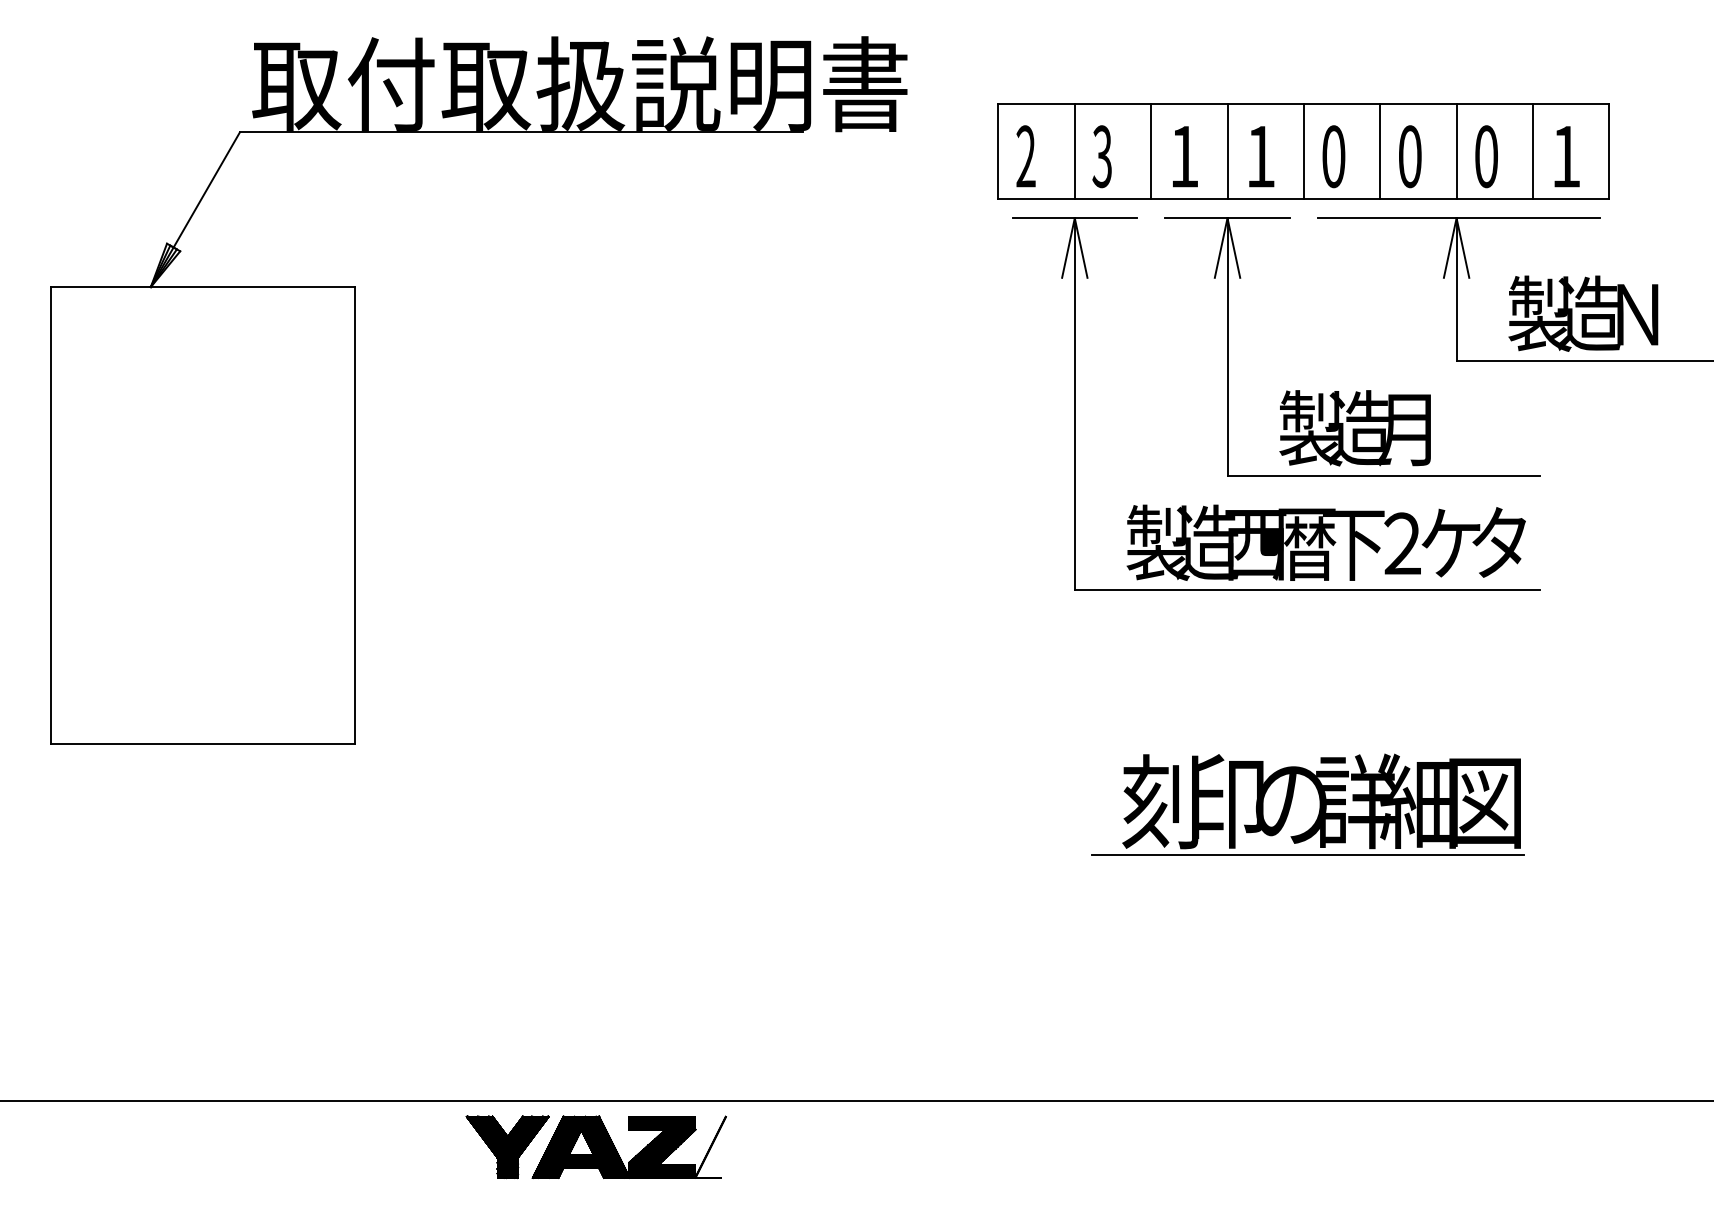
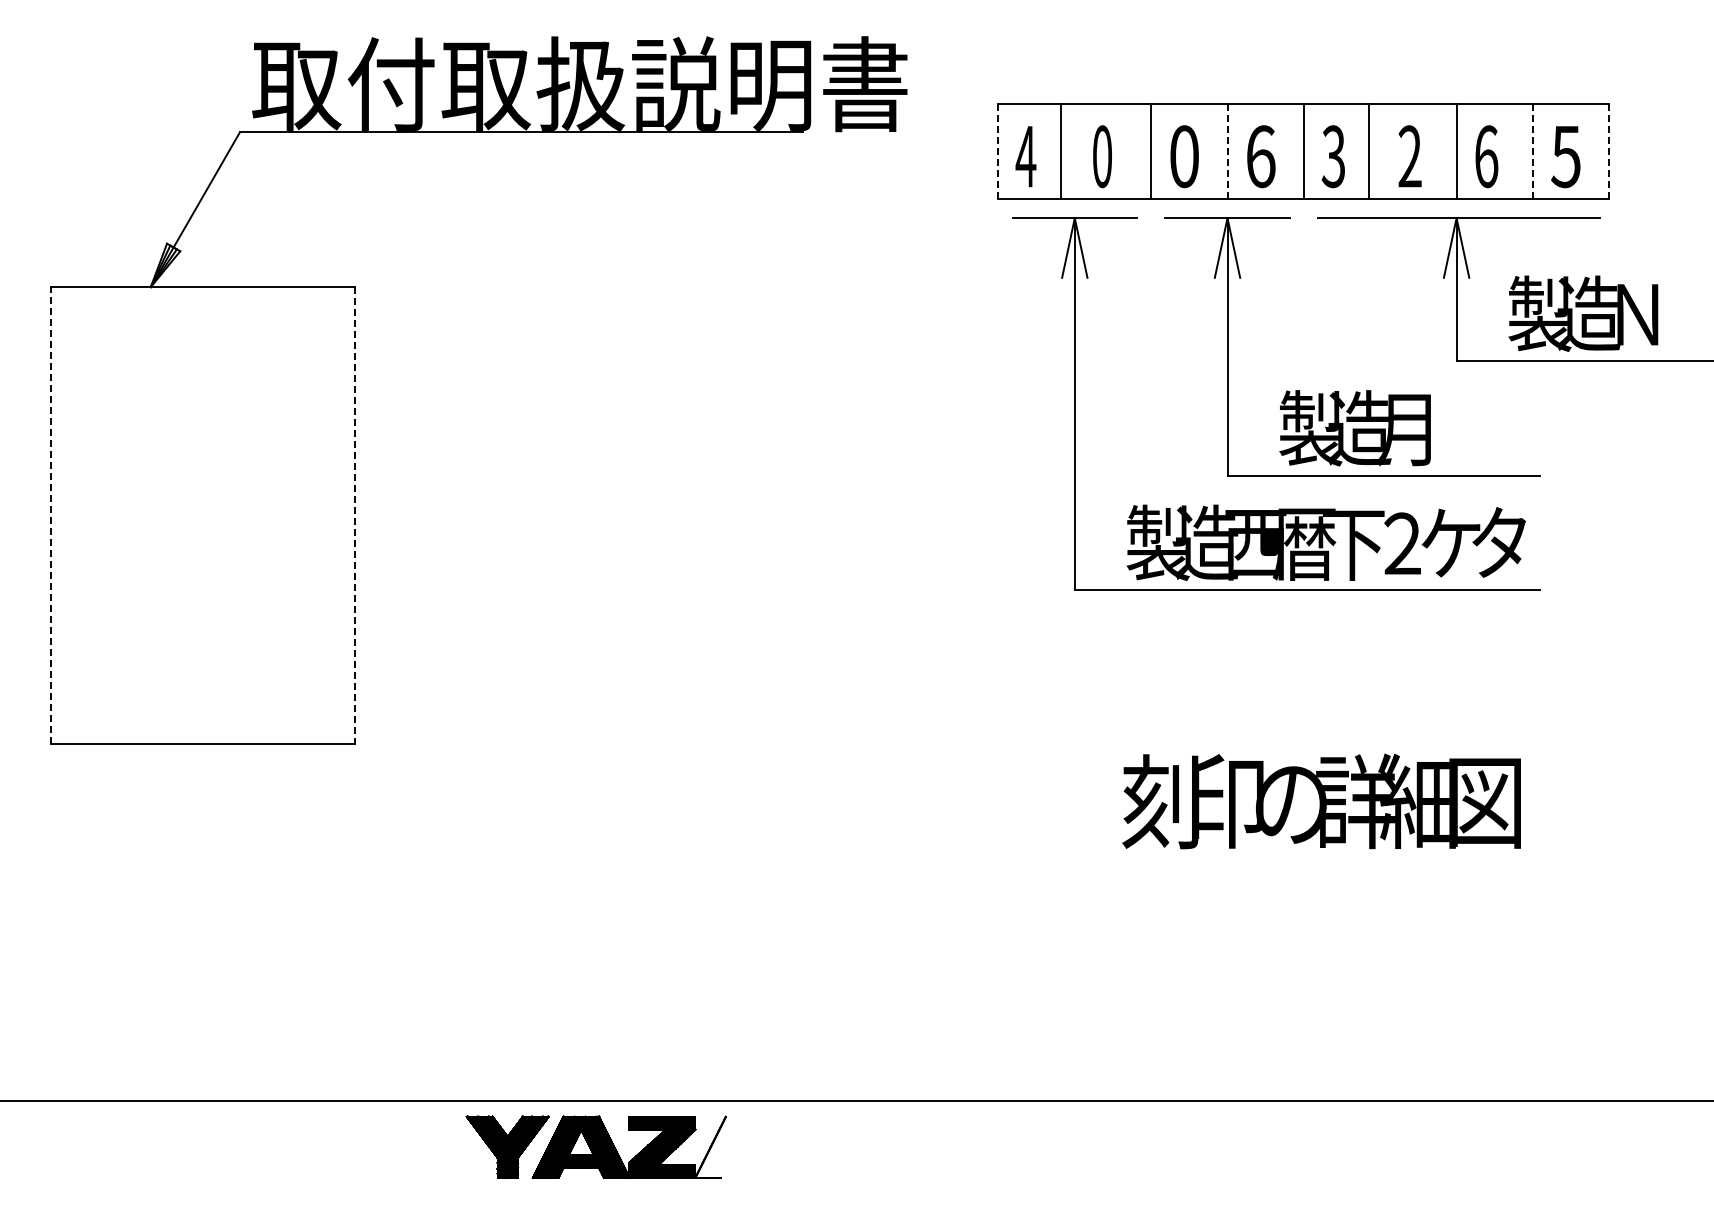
line: solid -> dashed (998, 151)
line position: (1074, 151) -> (1060, 151) (1060, 151)
line: solid -> dashed (1227, 151)
line position: (1380, 151) -> (1369, 151) (1369, 151)
line: solid -> dashed (1532, 151)
line: solid -> dashed (1609, 151)
text: 2 -> 4 (1025, 156)
text: 3 -> 0 (1101, 156)
text: 1 -> 0 (1184, 156)
text: 1 -> 6 (1261, 156)
text: 0 -> 3 (1333, 156)
text: 0 -> 2 (1409, 156)
text: 0 -> 6 (1486, 156)
text: 1 -> 5 (1565, 157)
line: solid -> dashed (51, 515)
line: solid -> dashed (355, 515)
line: present -> none (1307, 854)
